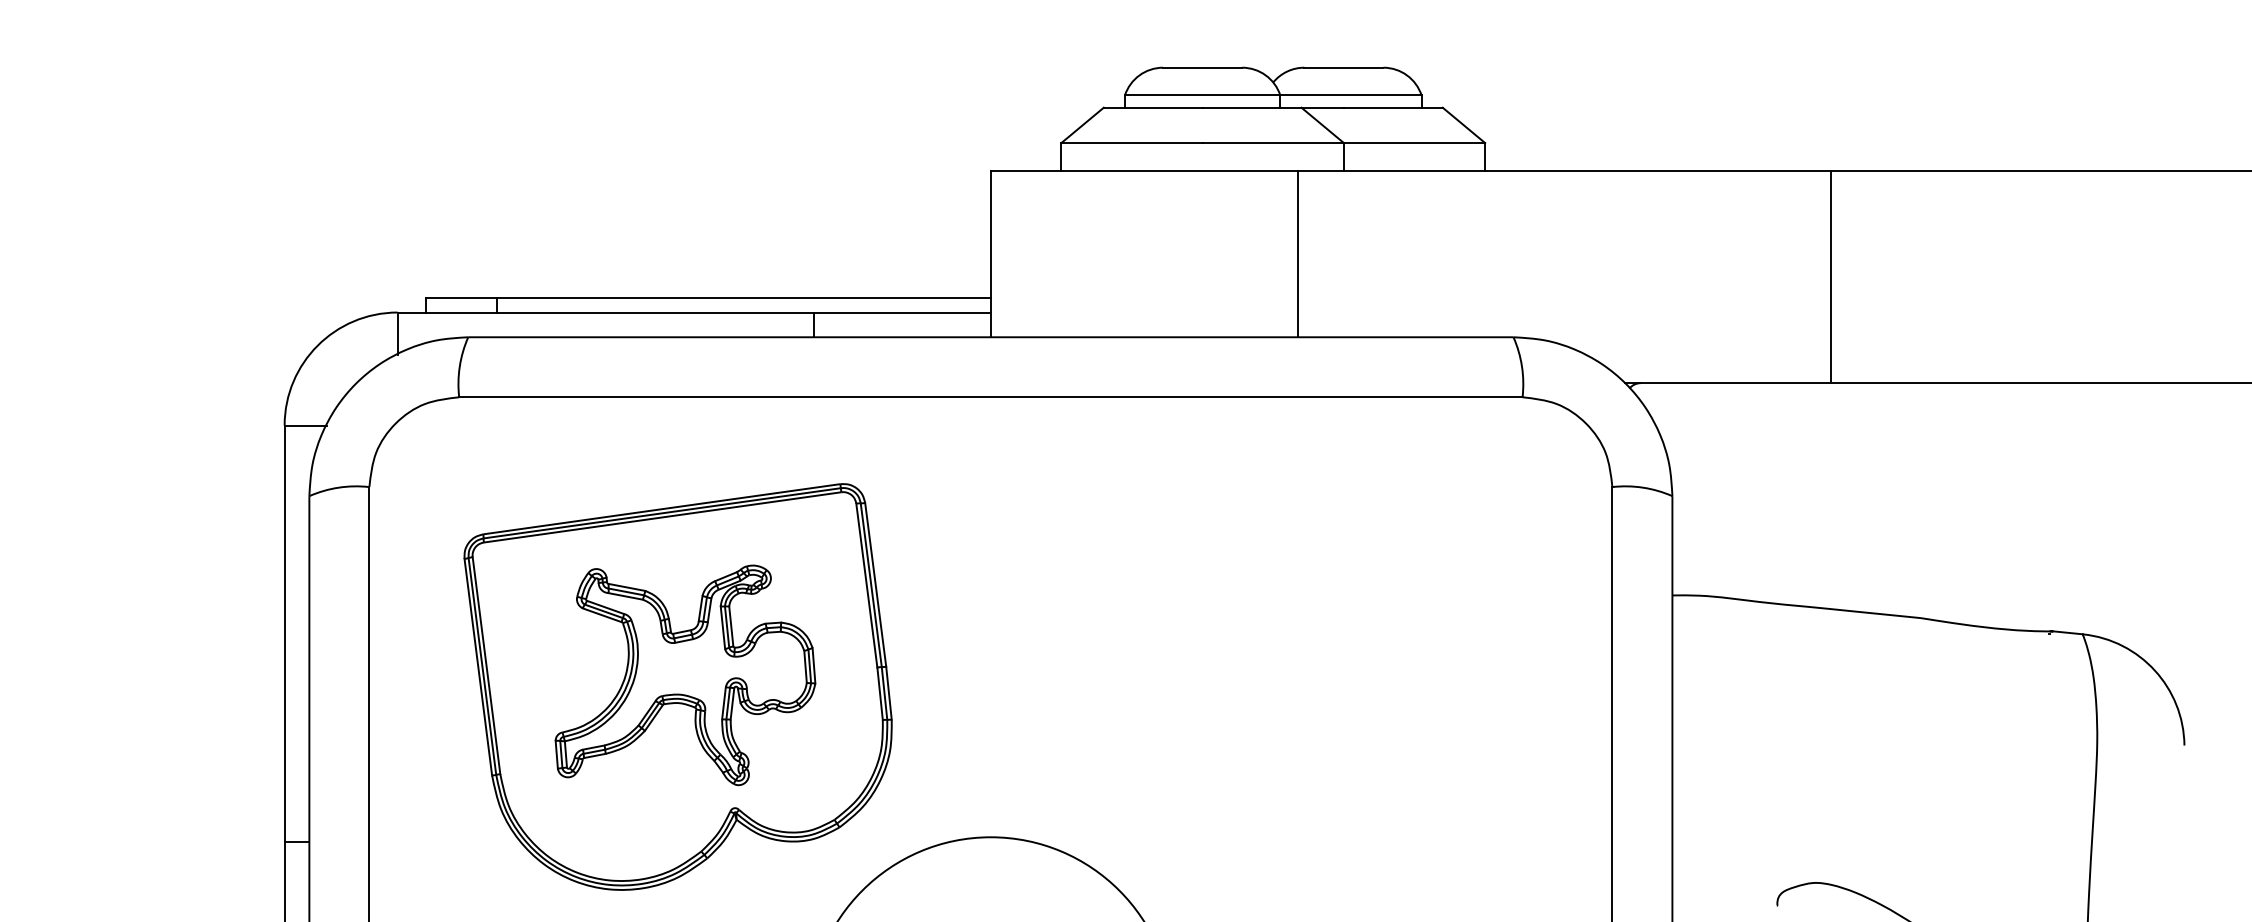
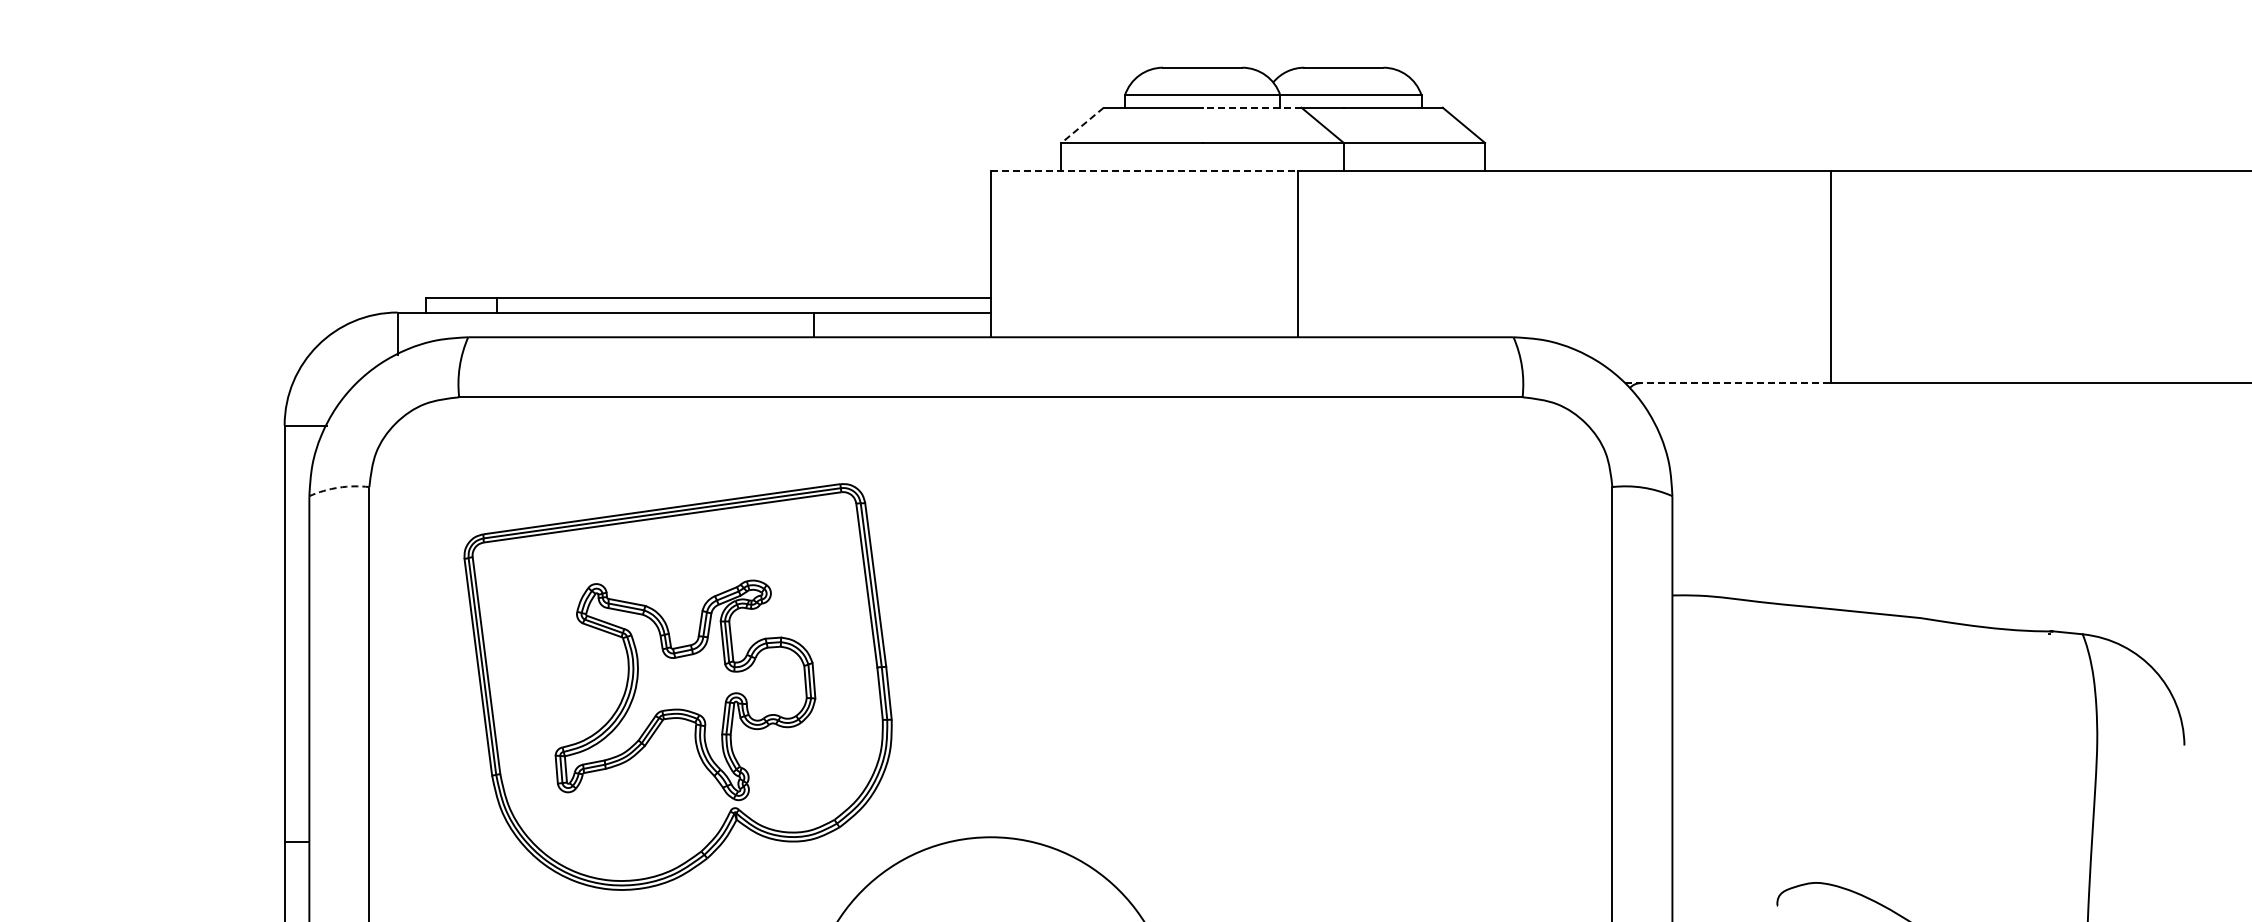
line: solid -> dashed (1251, 107)
line: solid -> dashed (1082, 125)
line: solid -> dashed (1144, 171)
line: solid -> dashed (1727, 383)
arc: solid -> dashed (338, 487)
part position: (685, 675) -> (685, 690) (685, 690)
